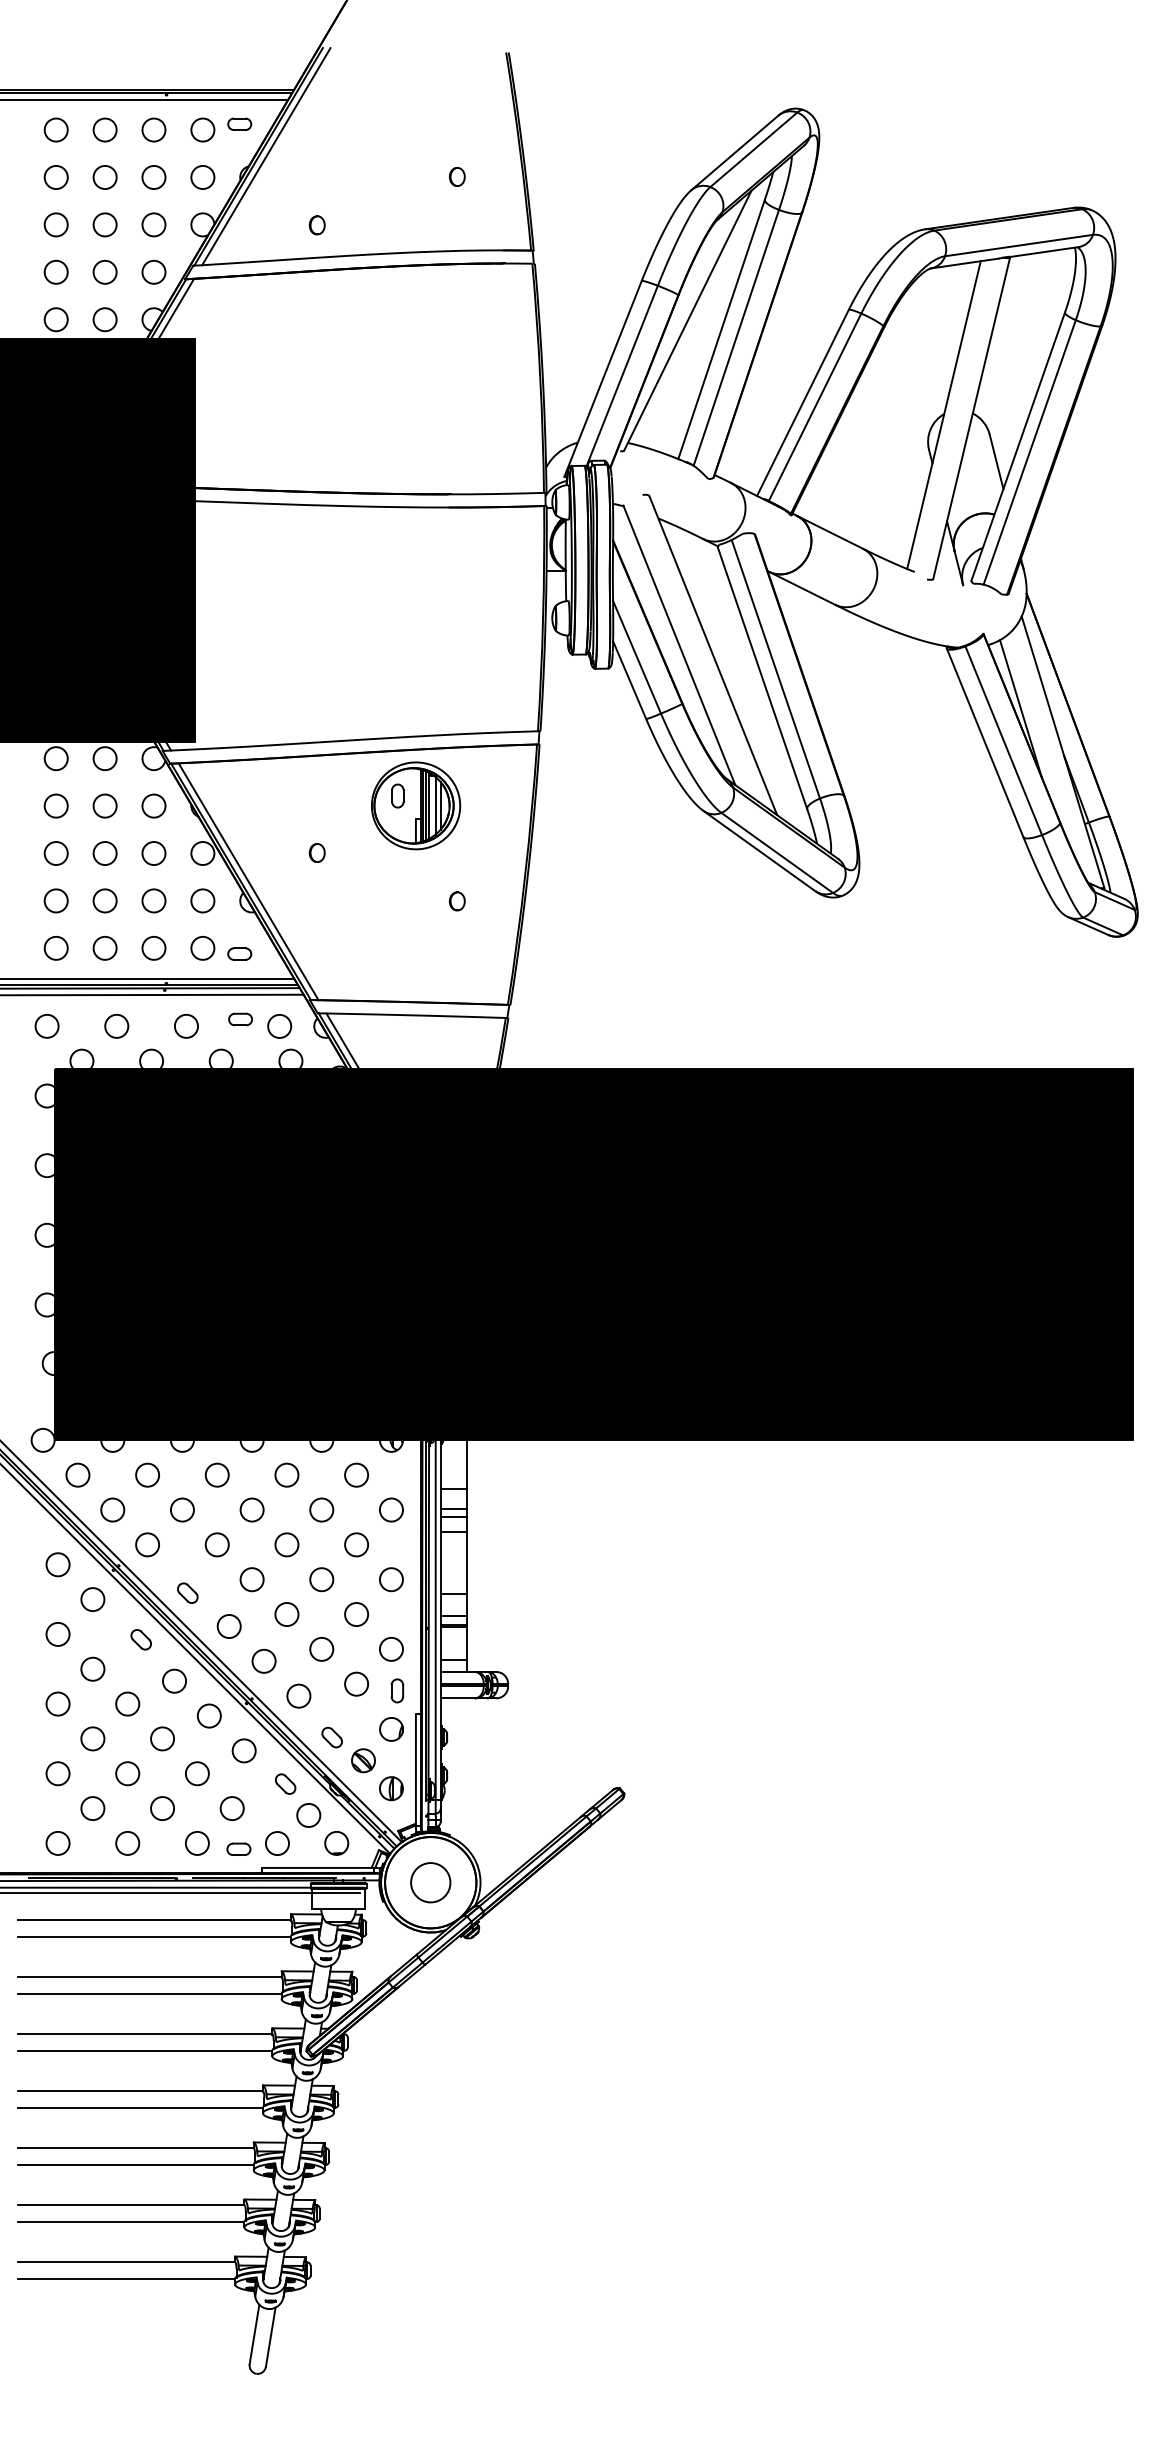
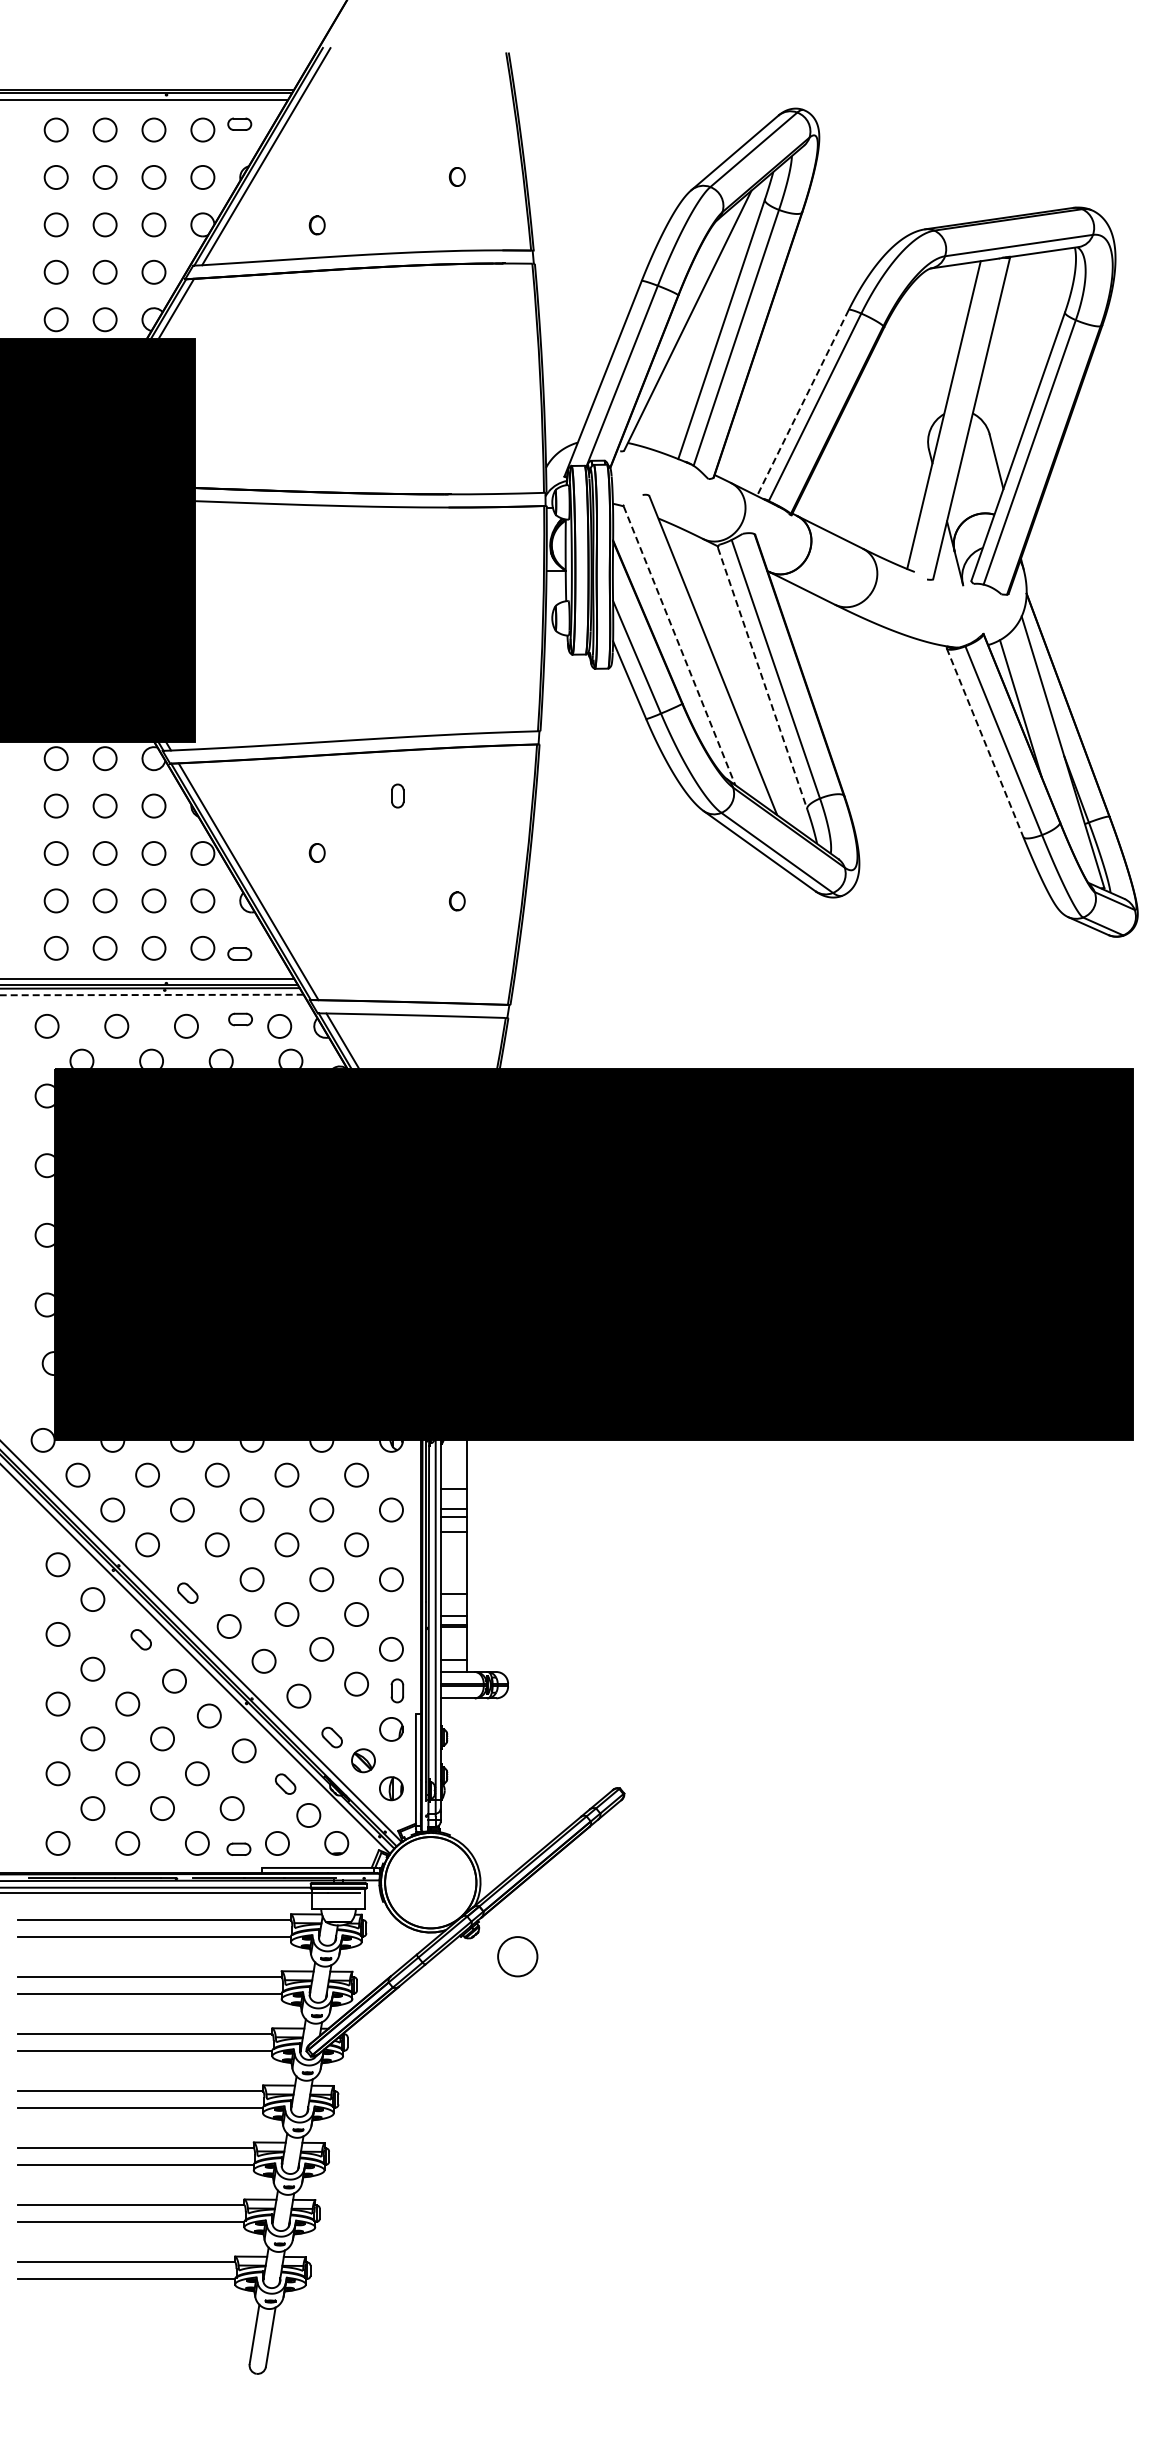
line: solid -> dashed (802, 402)
line: solid -> dashed (679, 646)
line: solid -> dashed (762, 678)
line: solid -> dashed (985, 742)
part: present -> none (416, 805)
line: solid -> dashed (151, 995)
circle position: (430, 1882) -> (517, 1956) (517, 1956)
